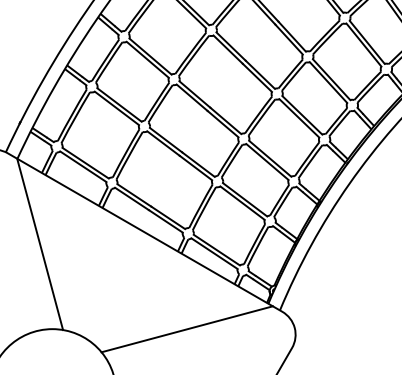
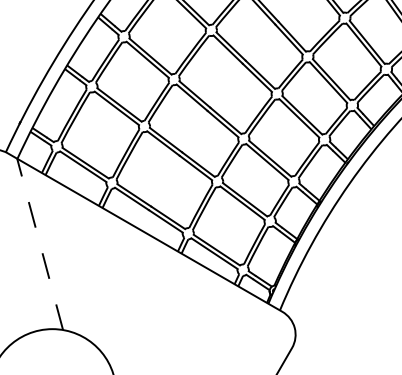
line: solid -> dashed (40, 244)
line: present -> none (186, 329)
